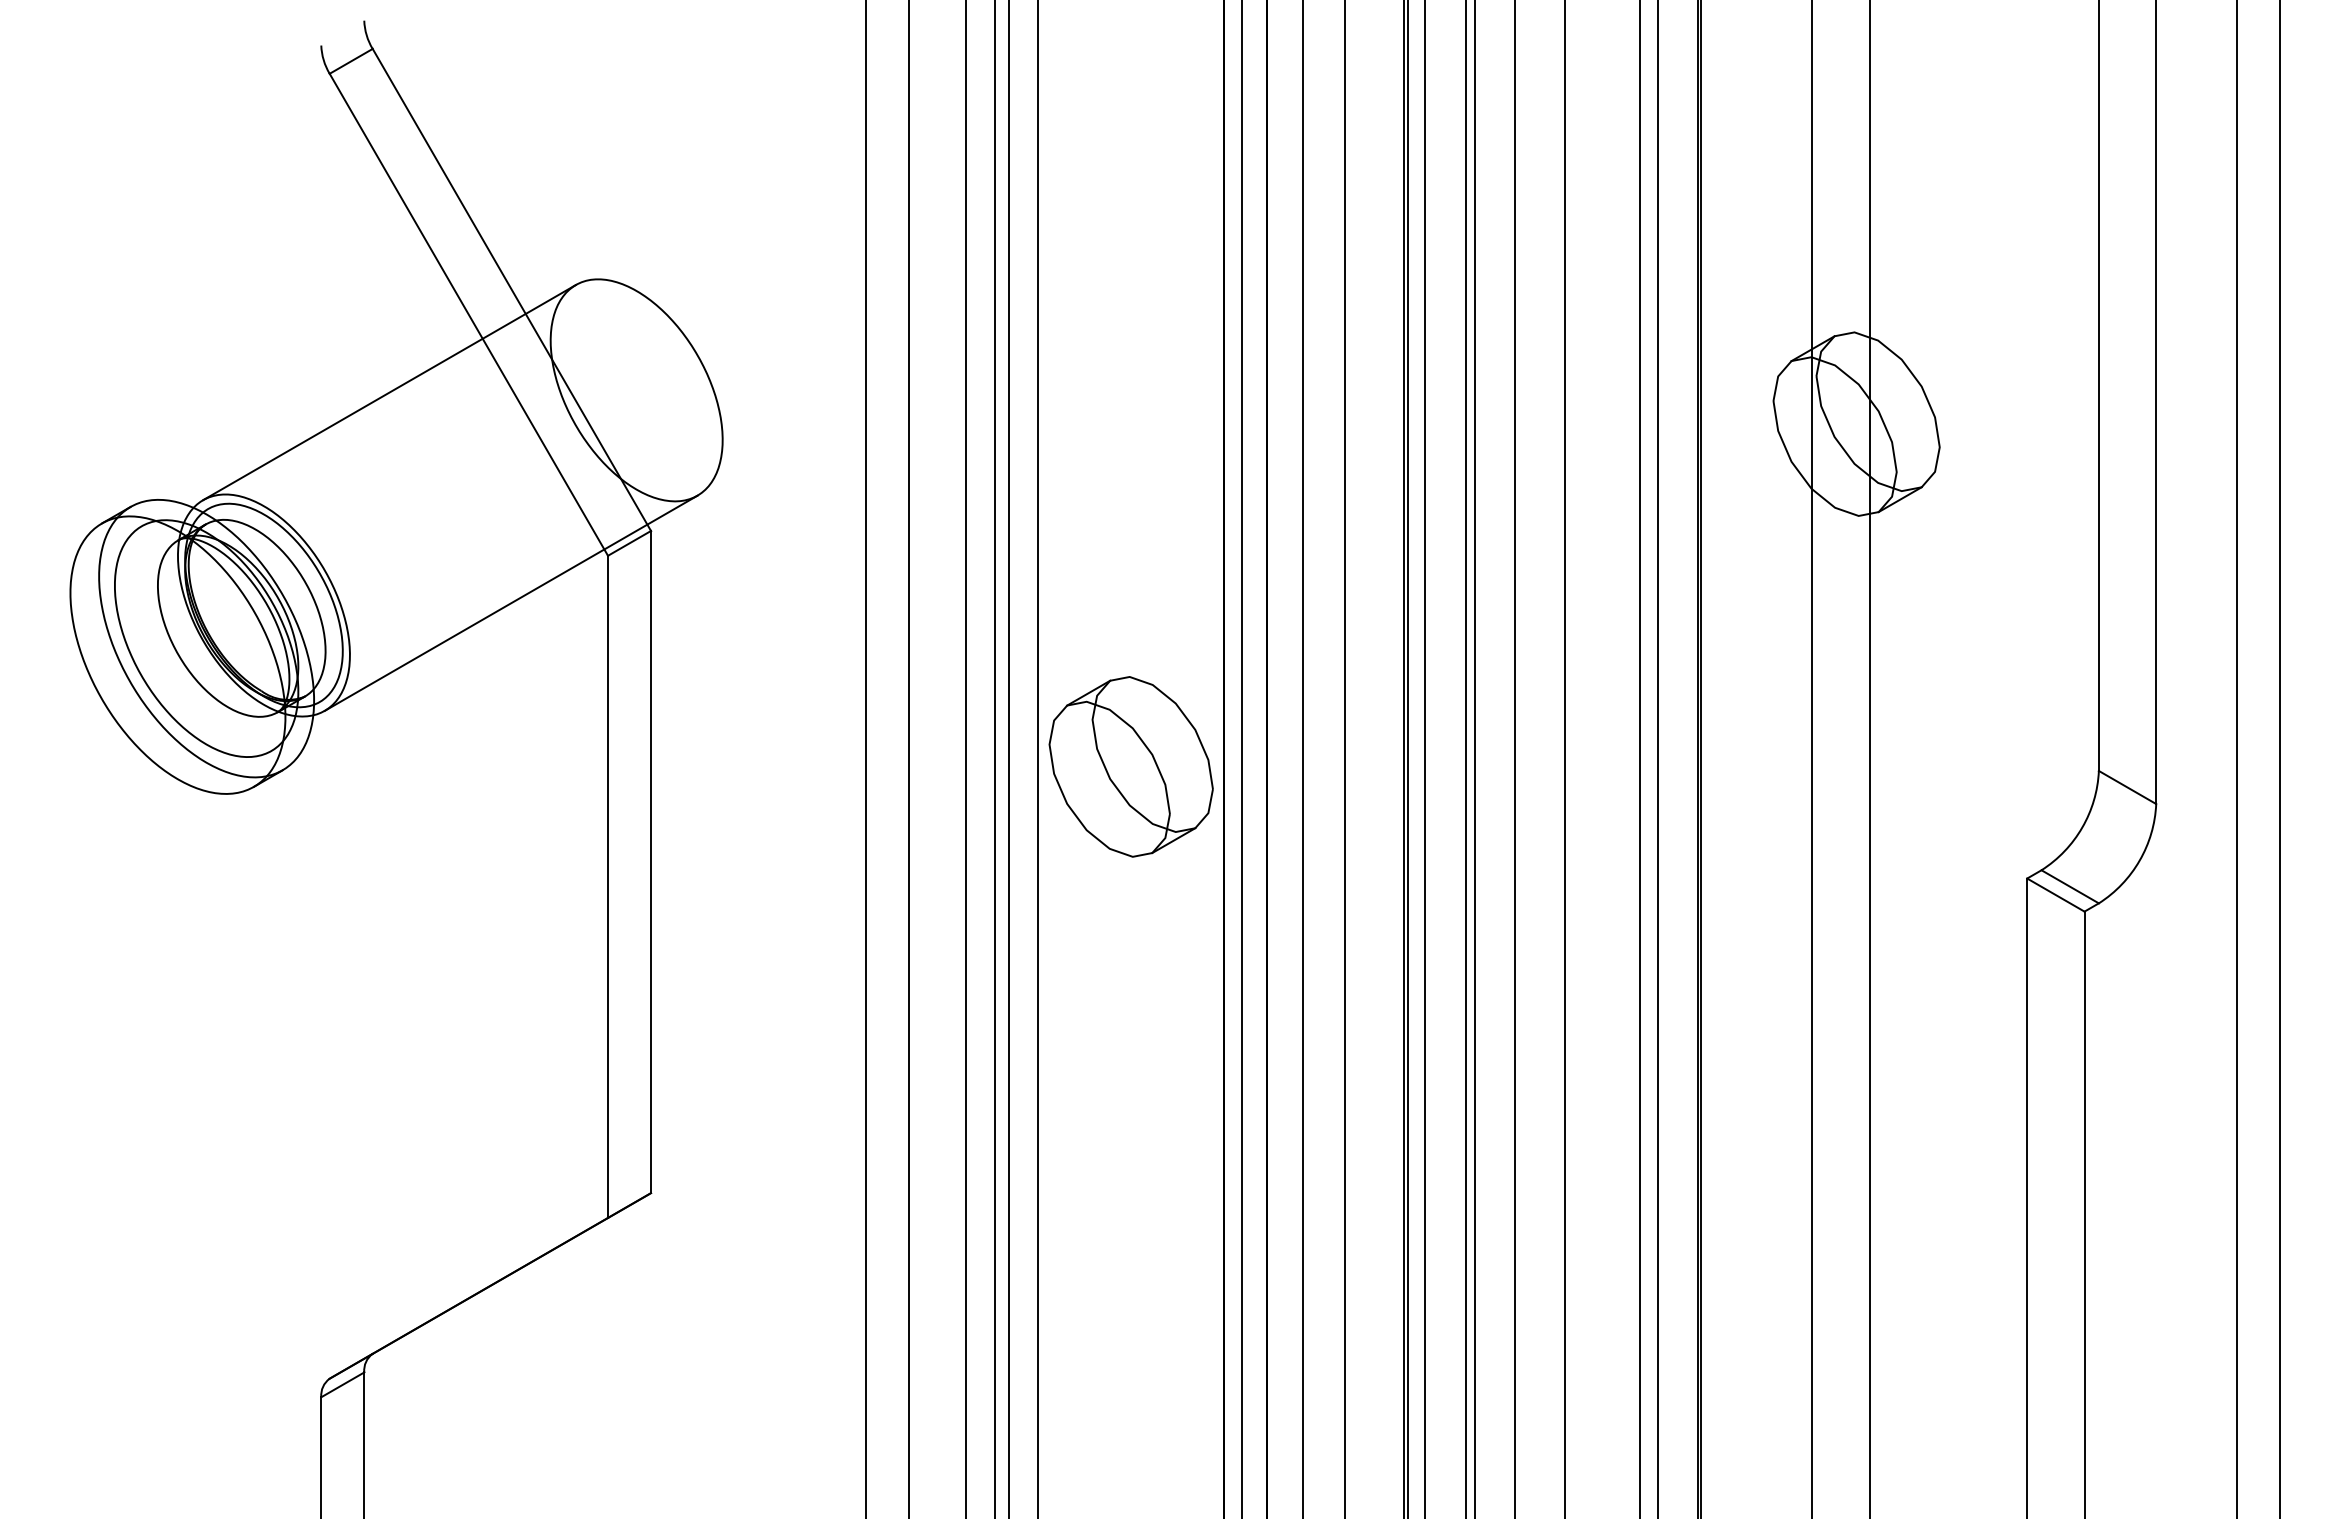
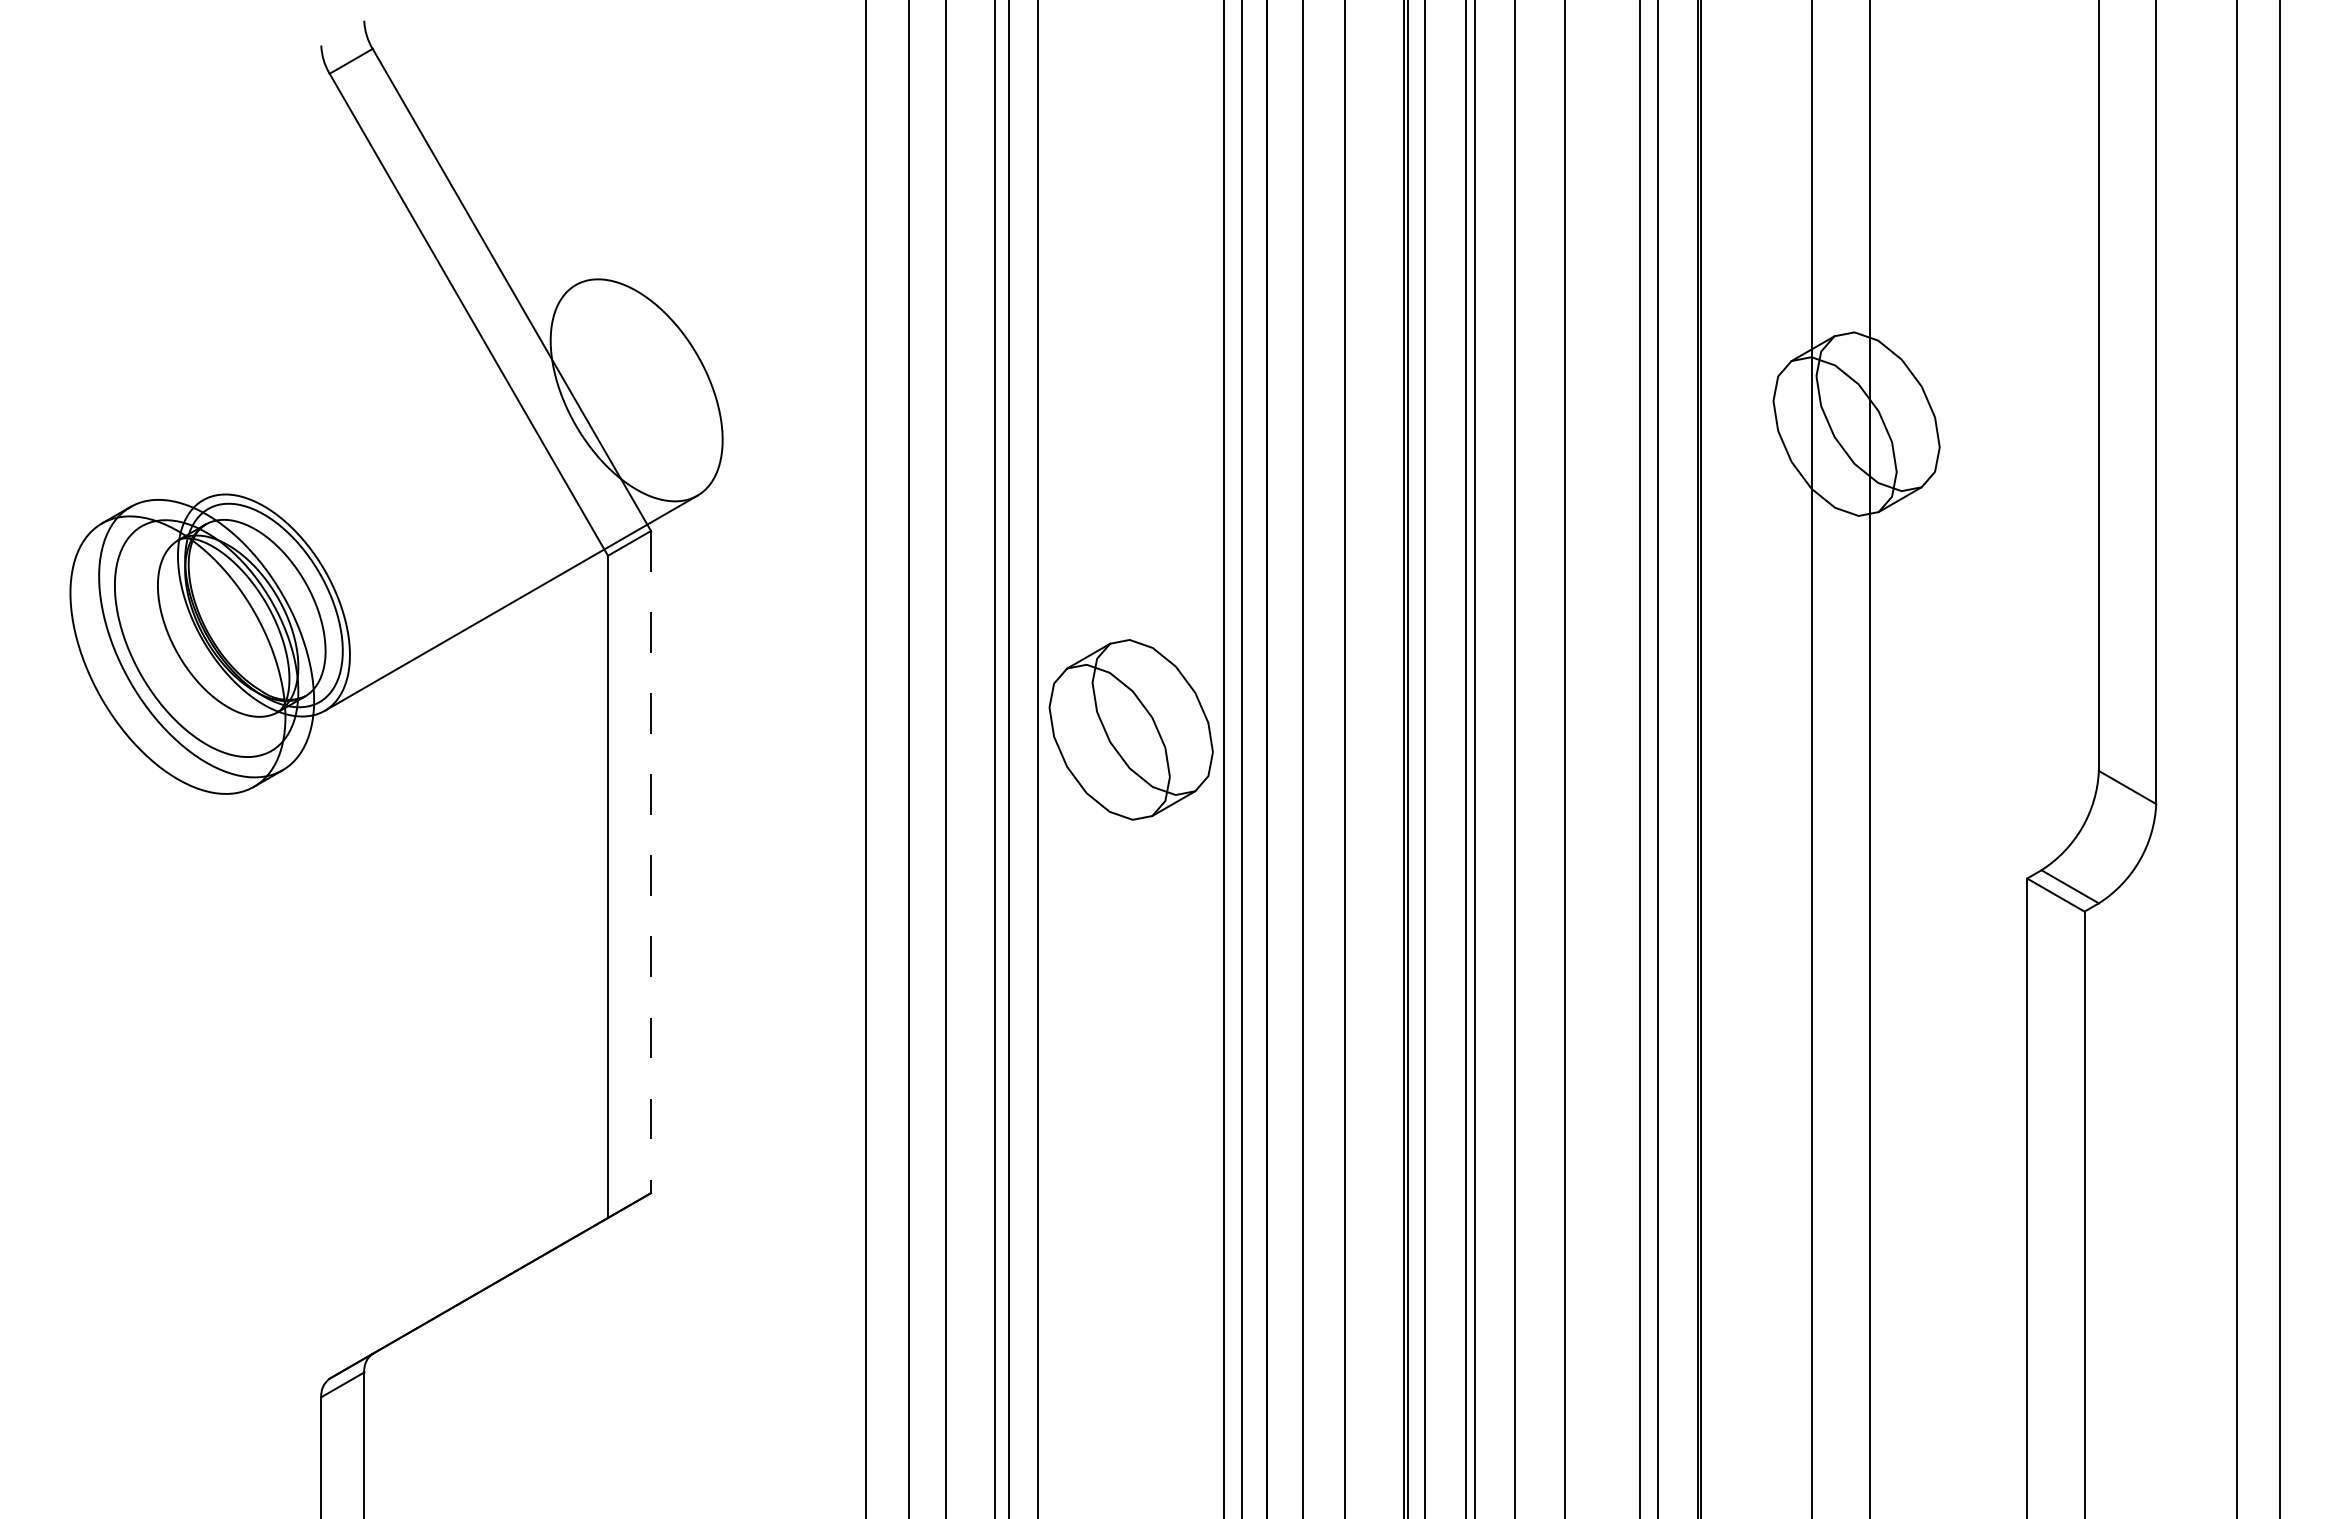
line: present -> none (389, 392)
line position: (966, 758) -> (946, 758) (946, 758)
part position: (1130, 766) -> (1130, 729) (1130, 729)
line: solid -> dashed (651, 862)
